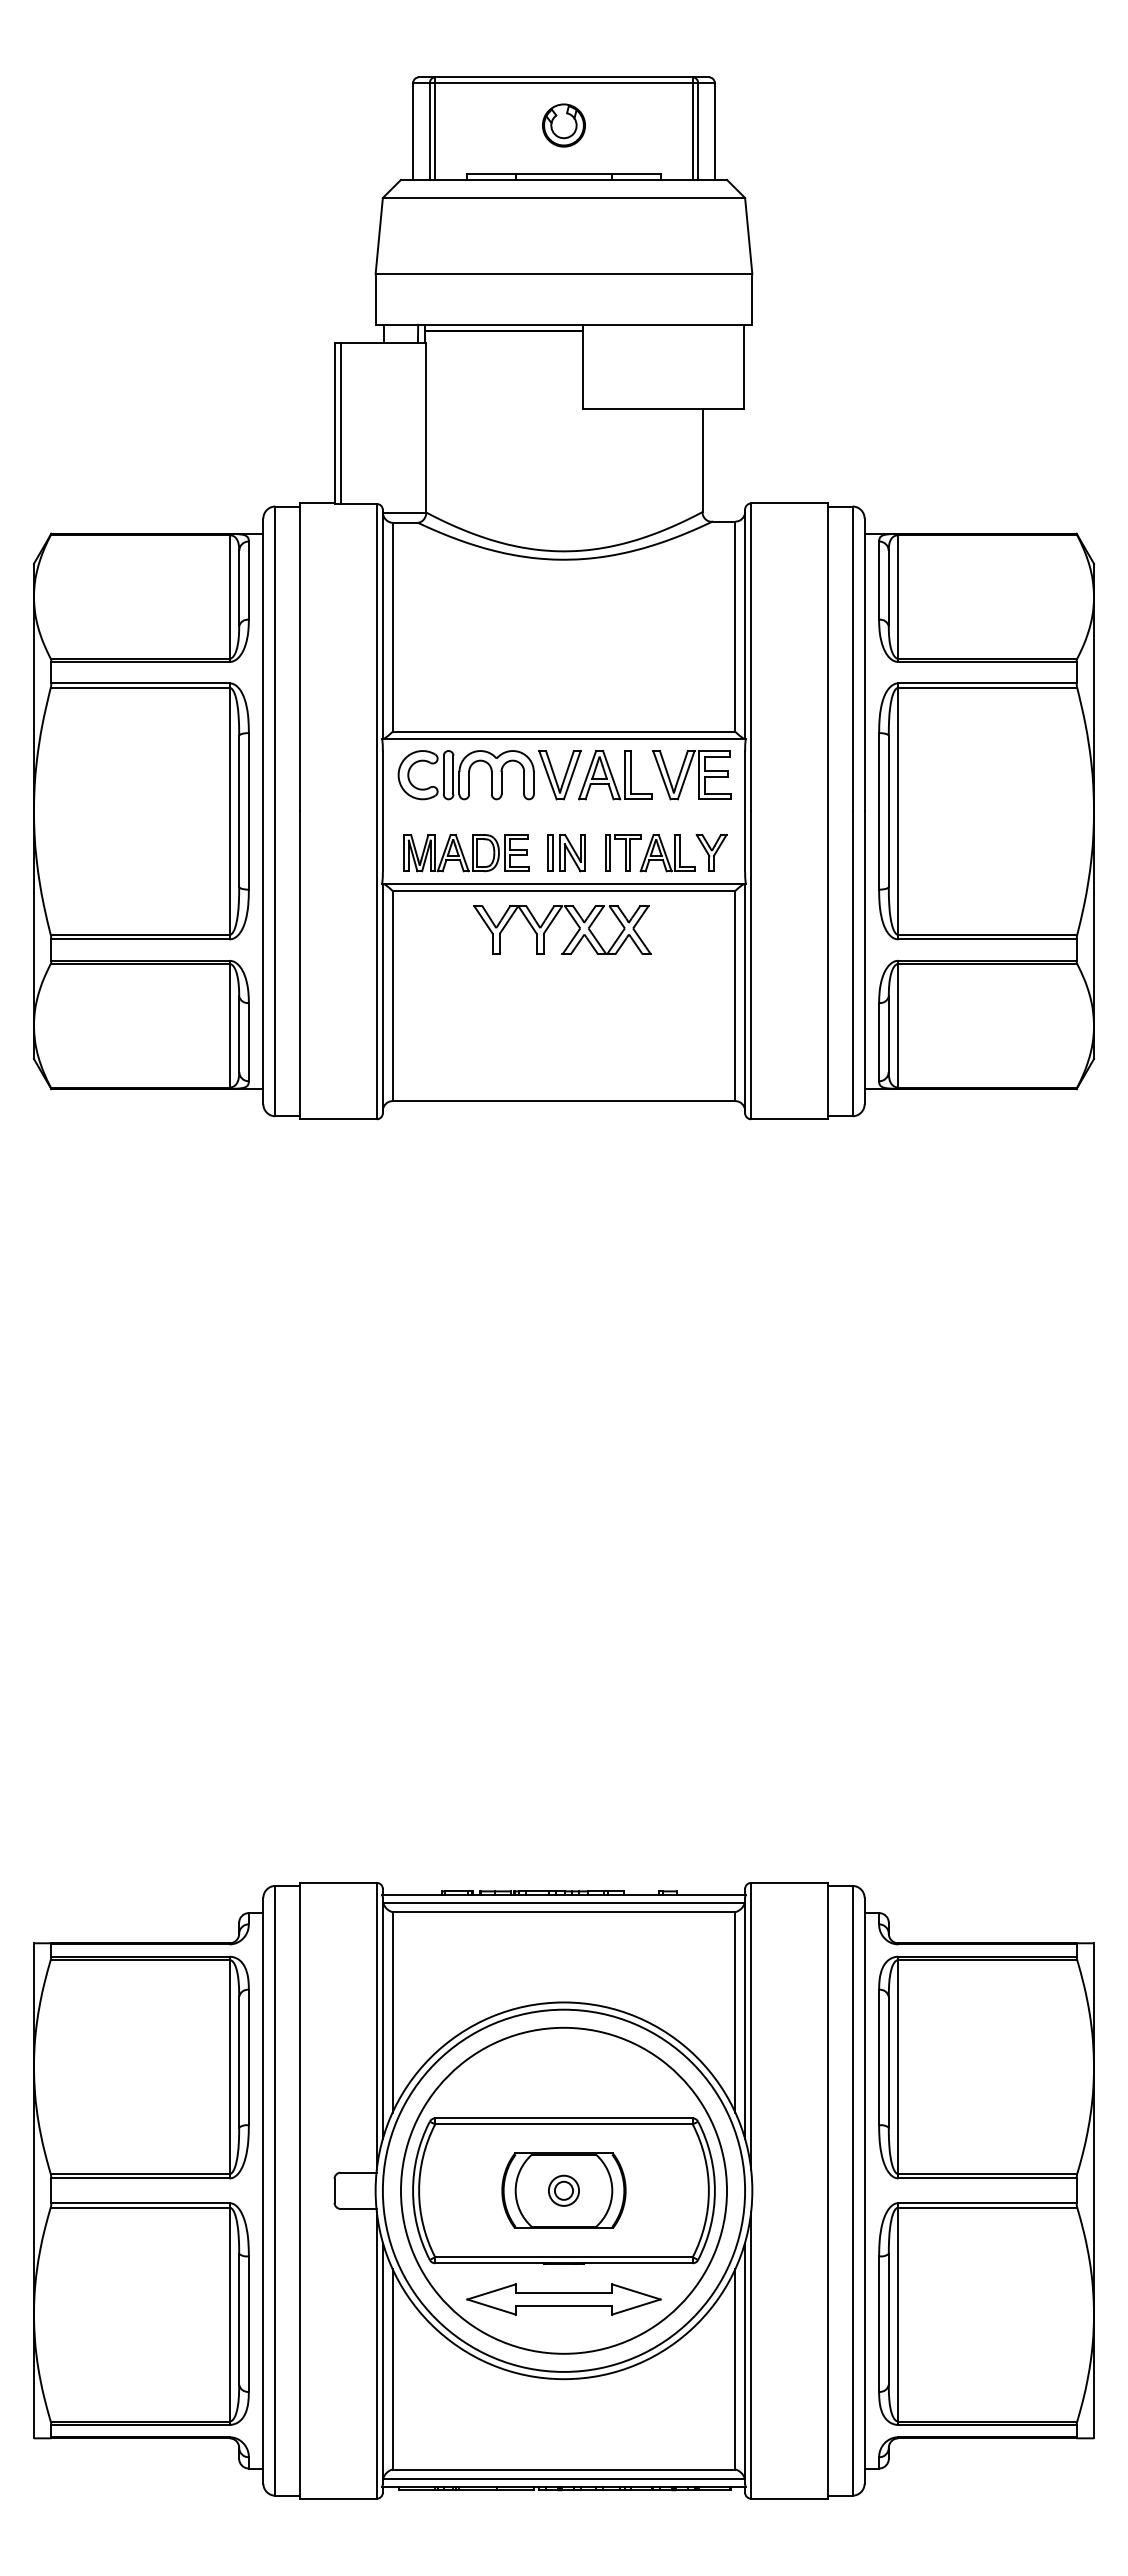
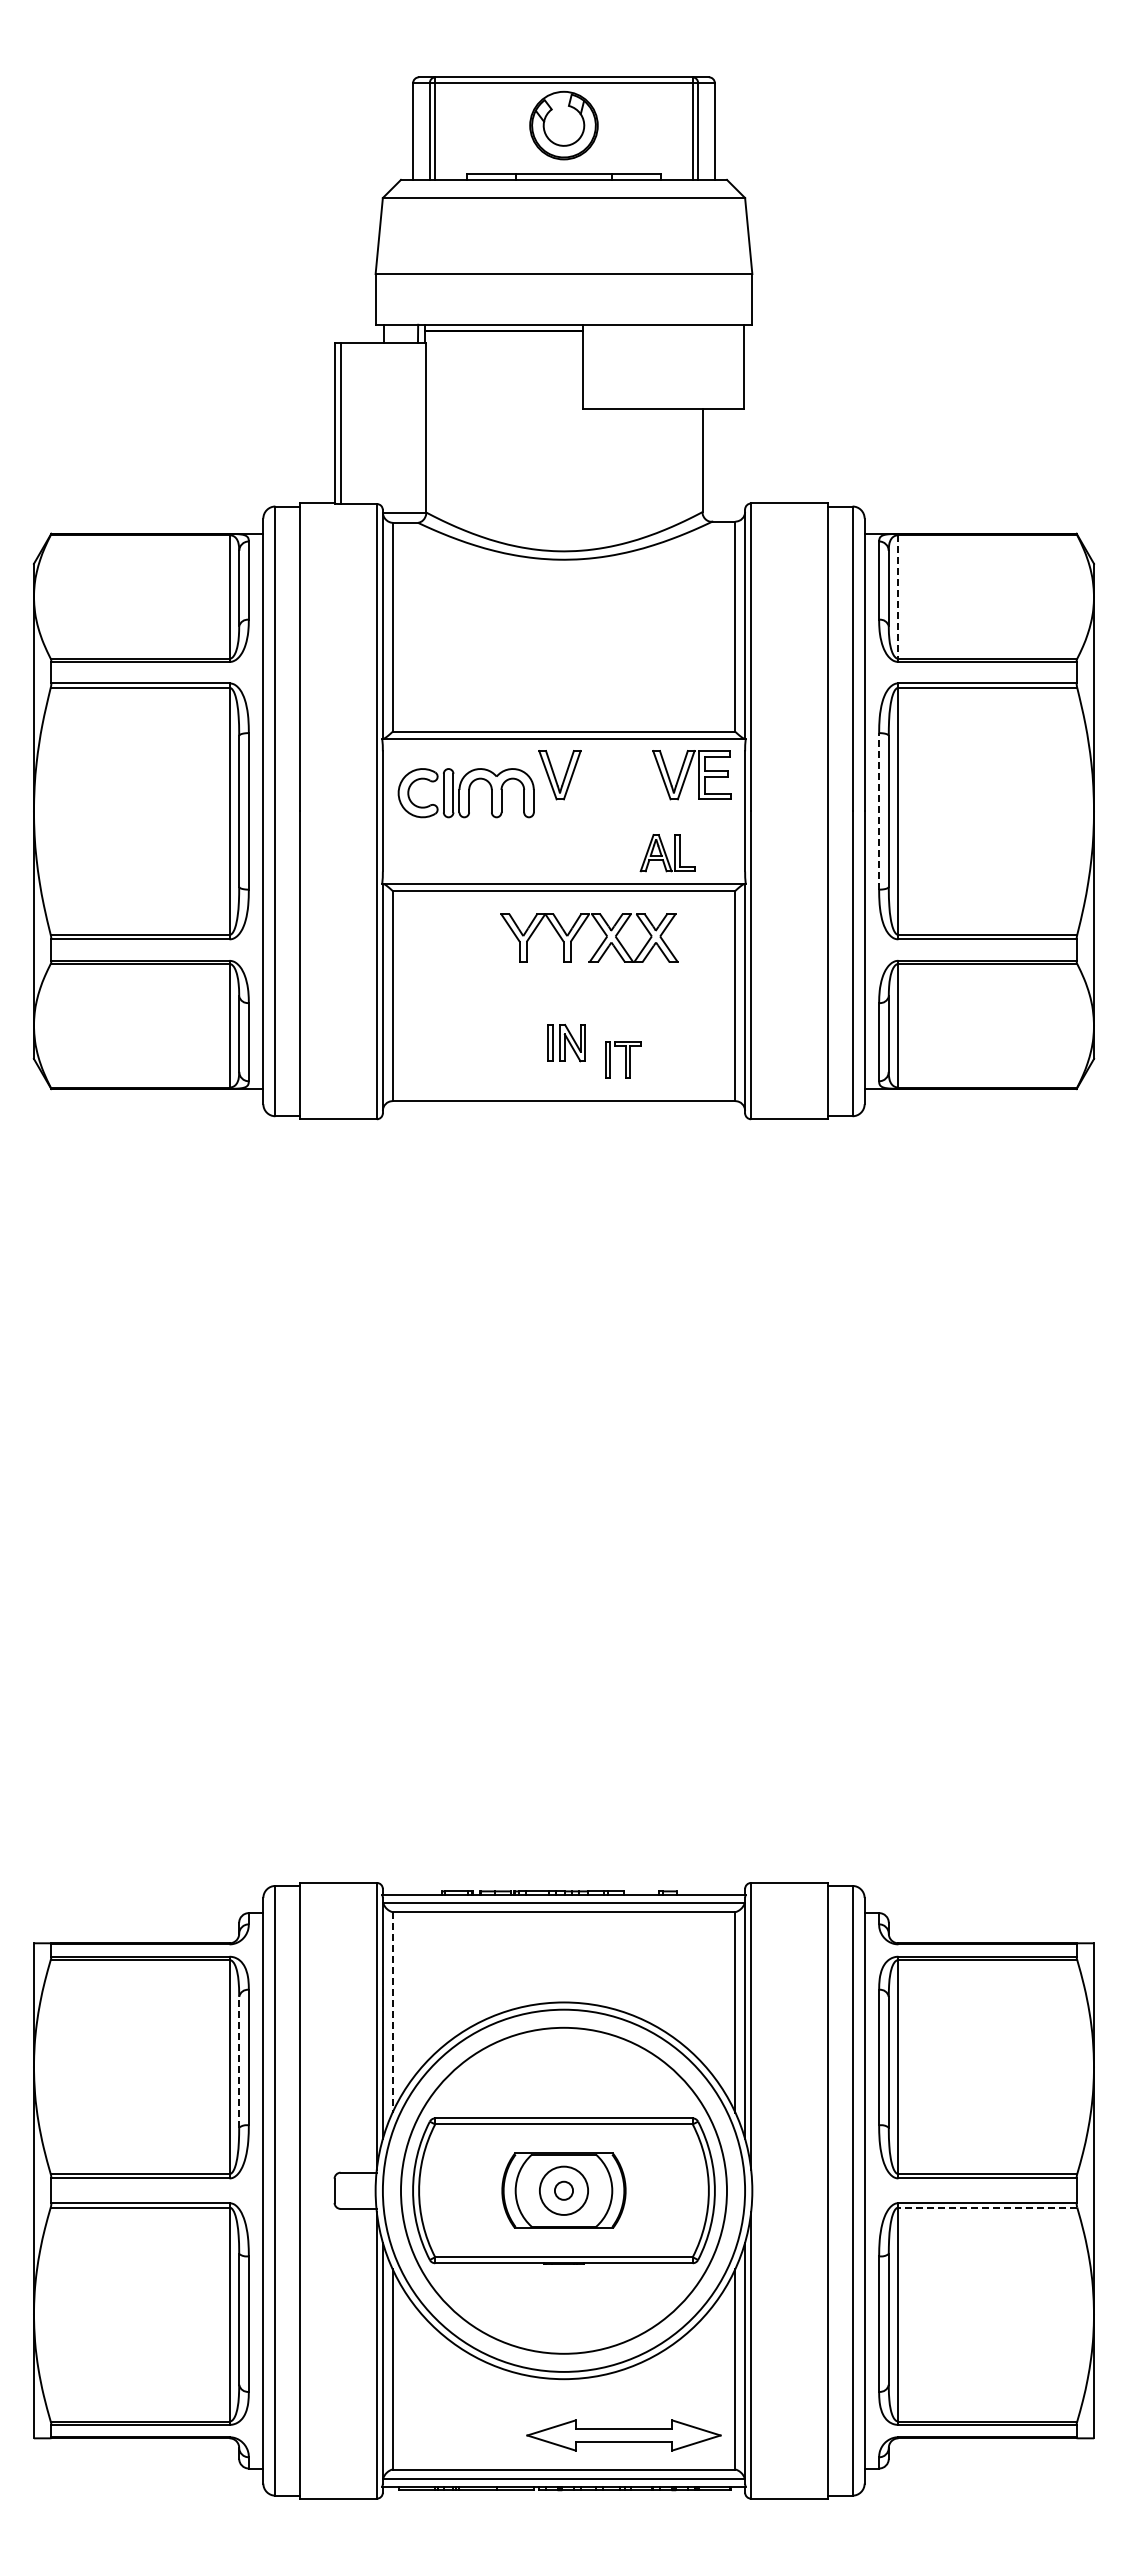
part size: 44x45 px -> 70x71 px (563, 125)
line: solid -> dashed (898, 597)
part position: (465, 775) -> (465, 793) (465, 793)
part: present -> none (615, 775)
line: solid -> dashed (879, 810)
part position: (623, 852) -> (623, 1059) (623, 1059)
part: present -> none (711, 852)
part: present -> none (466, 853)
part position: (566, 853) -> (566, 1043) (566, 1043)
part position: (553, 921) -> (580, 929) (580, 929)
line: solid -> dashed (392, 2012)
line: solid -> dashed (239, 2061)
circle diameter: 30 px -> 48 px (563, 2190)
line: solid -> dashed (987, 2207)
part position: (563, 2299) -> (623, 2435) (623, 2435)
